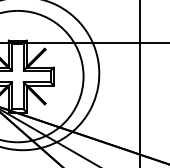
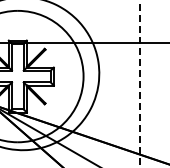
line: solid -> dashed (139, 84)
